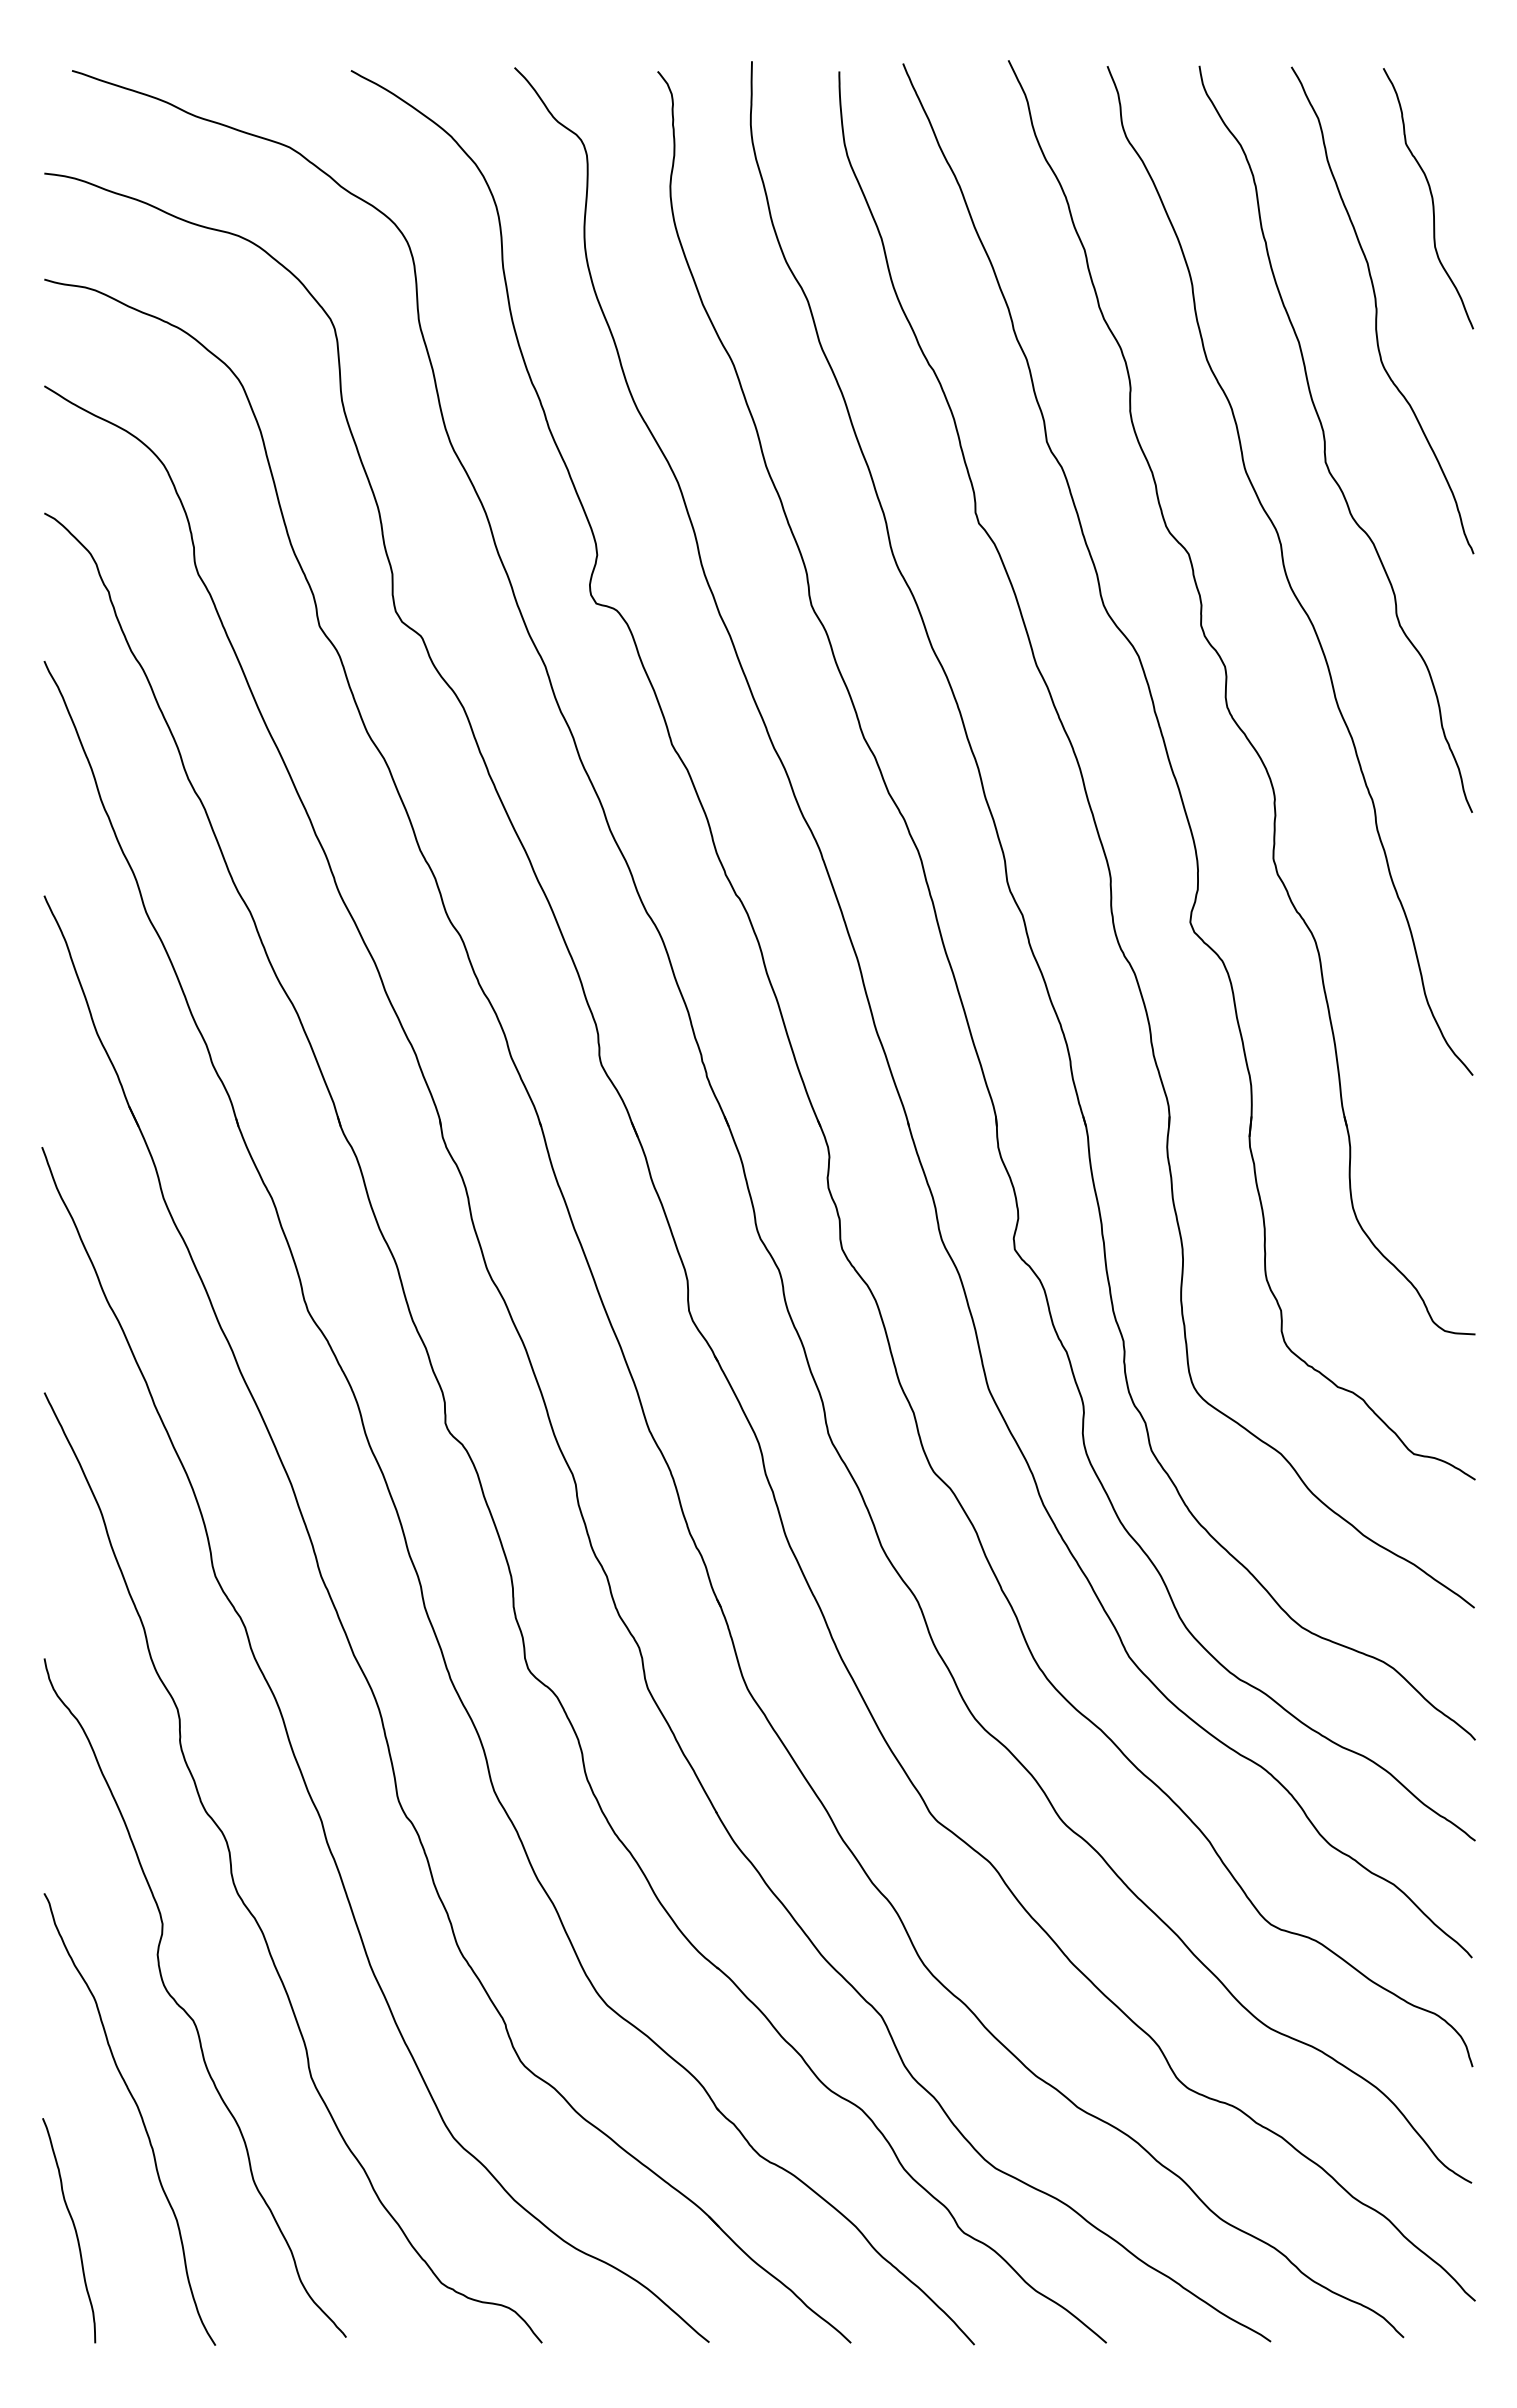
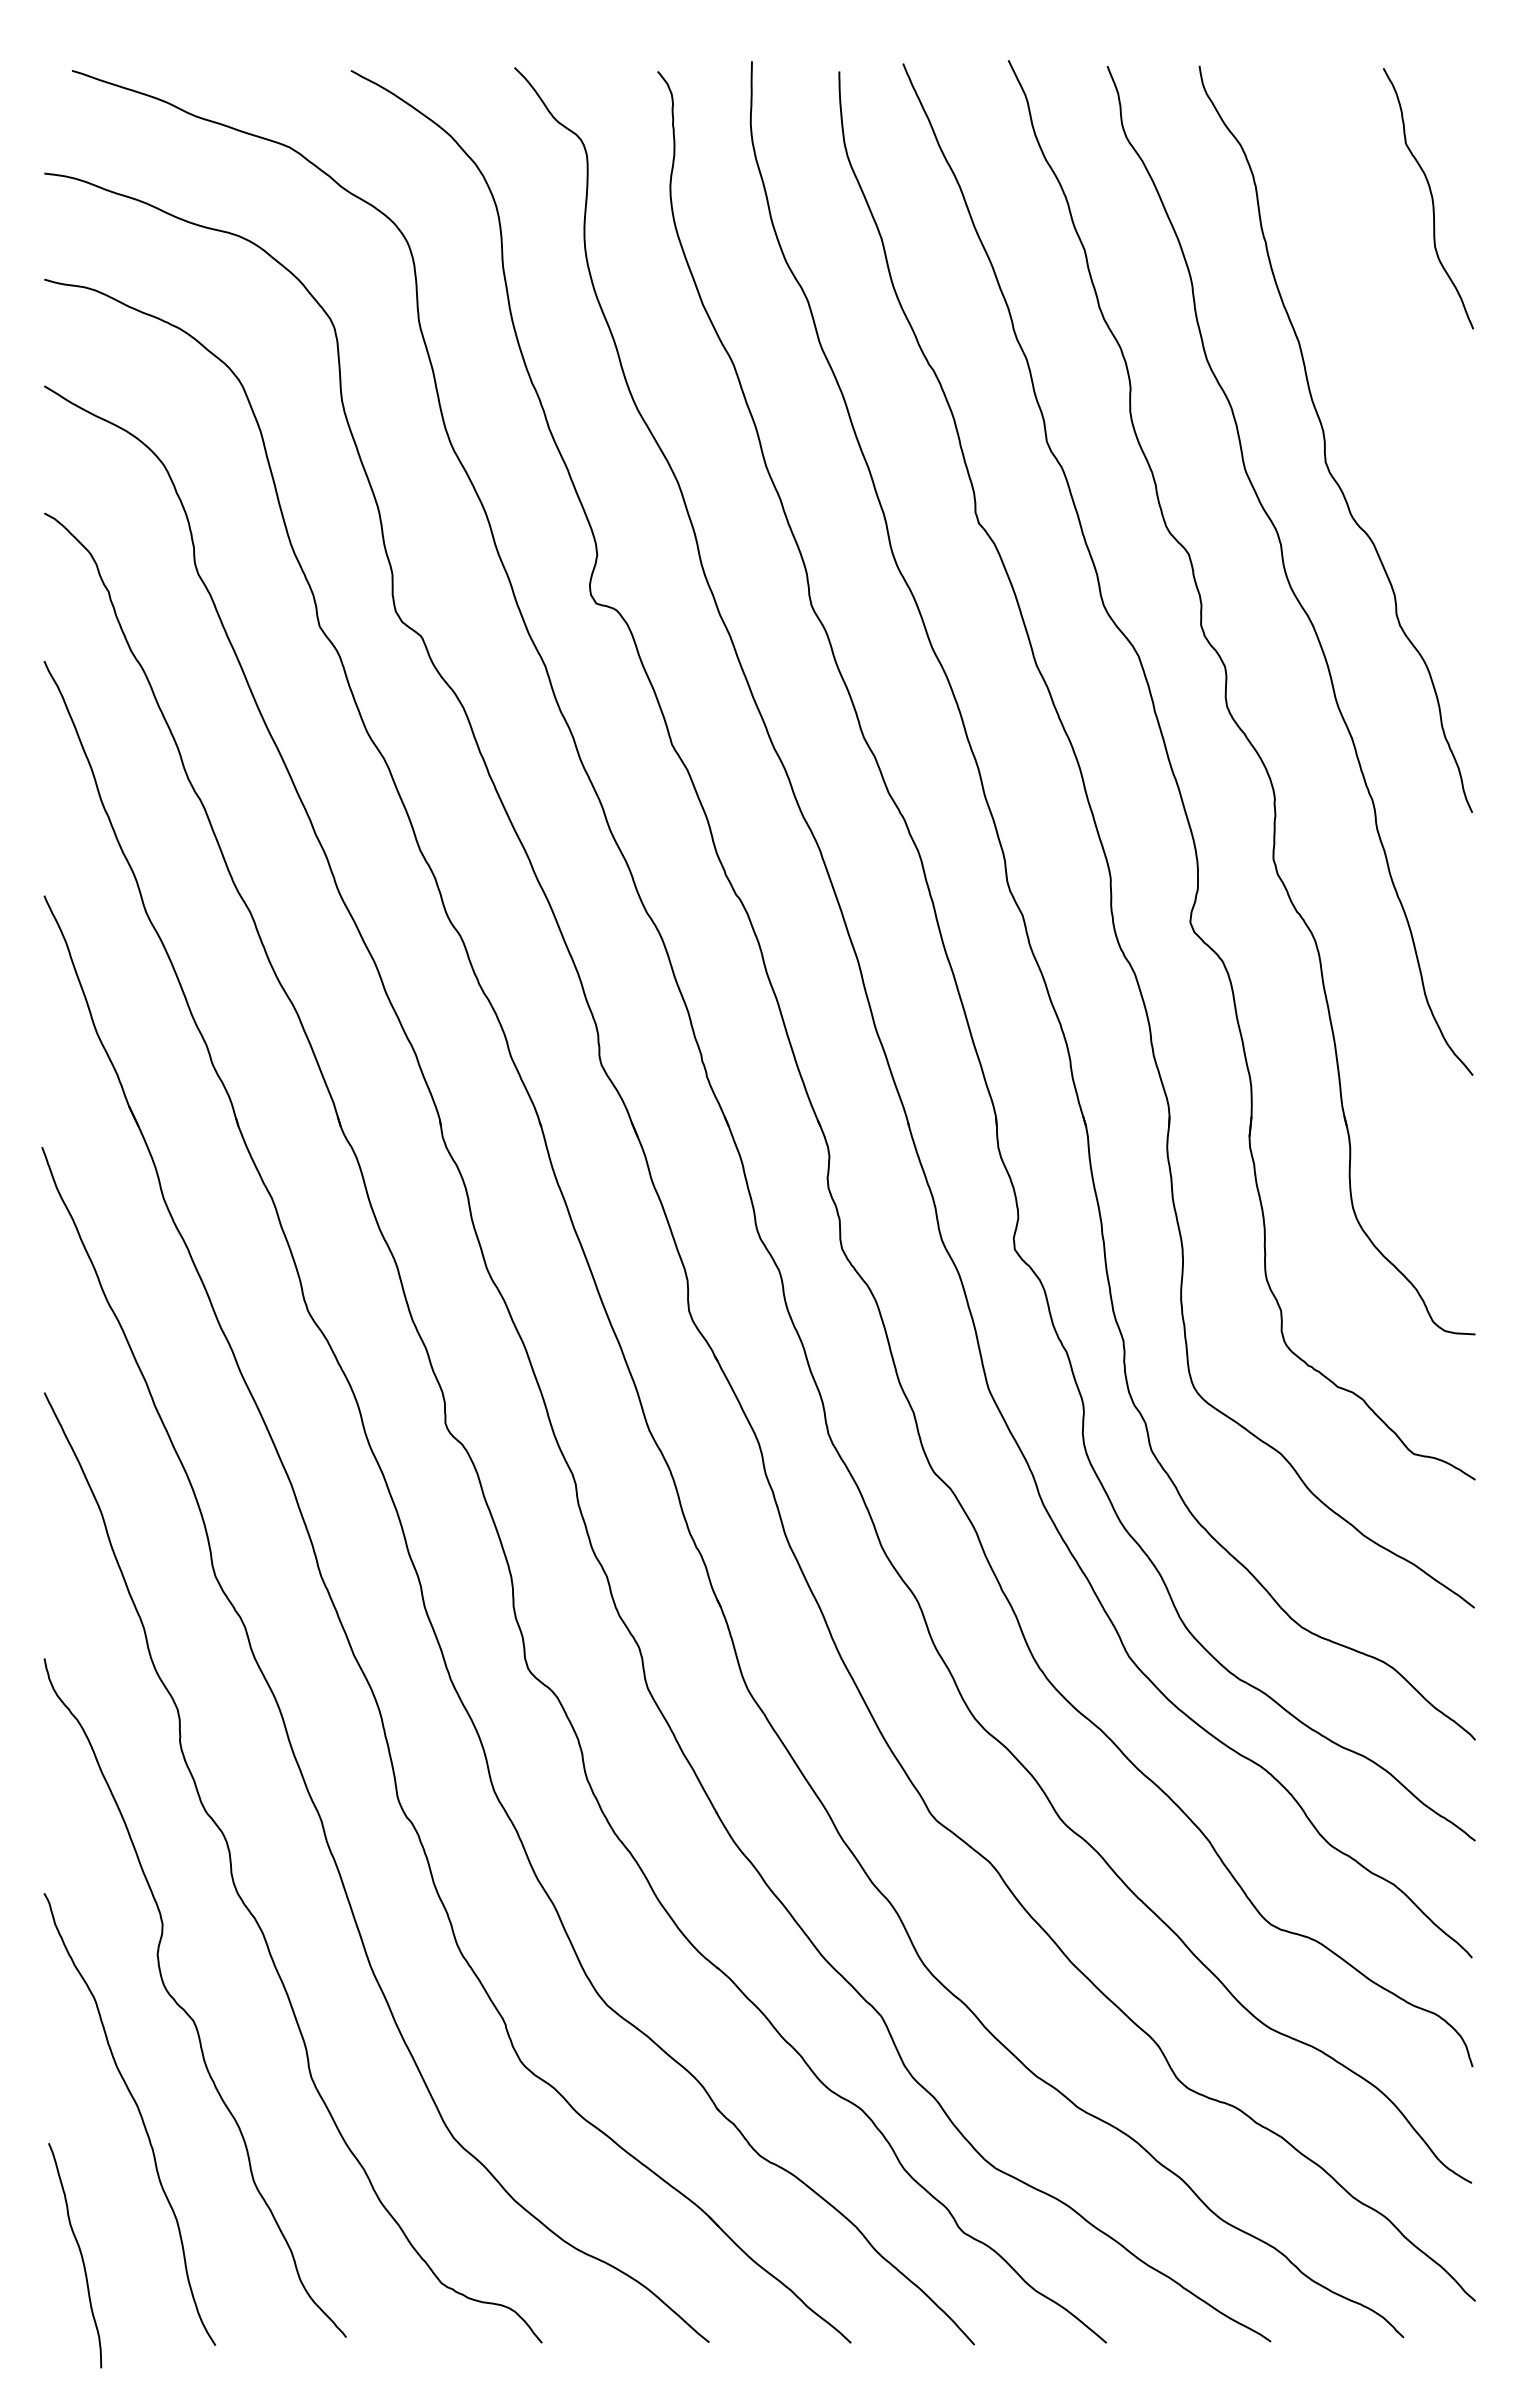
curve: present -> none (1377, 310)
curve position: (73, 2227) -> (79, 2252) (79, 2252)
